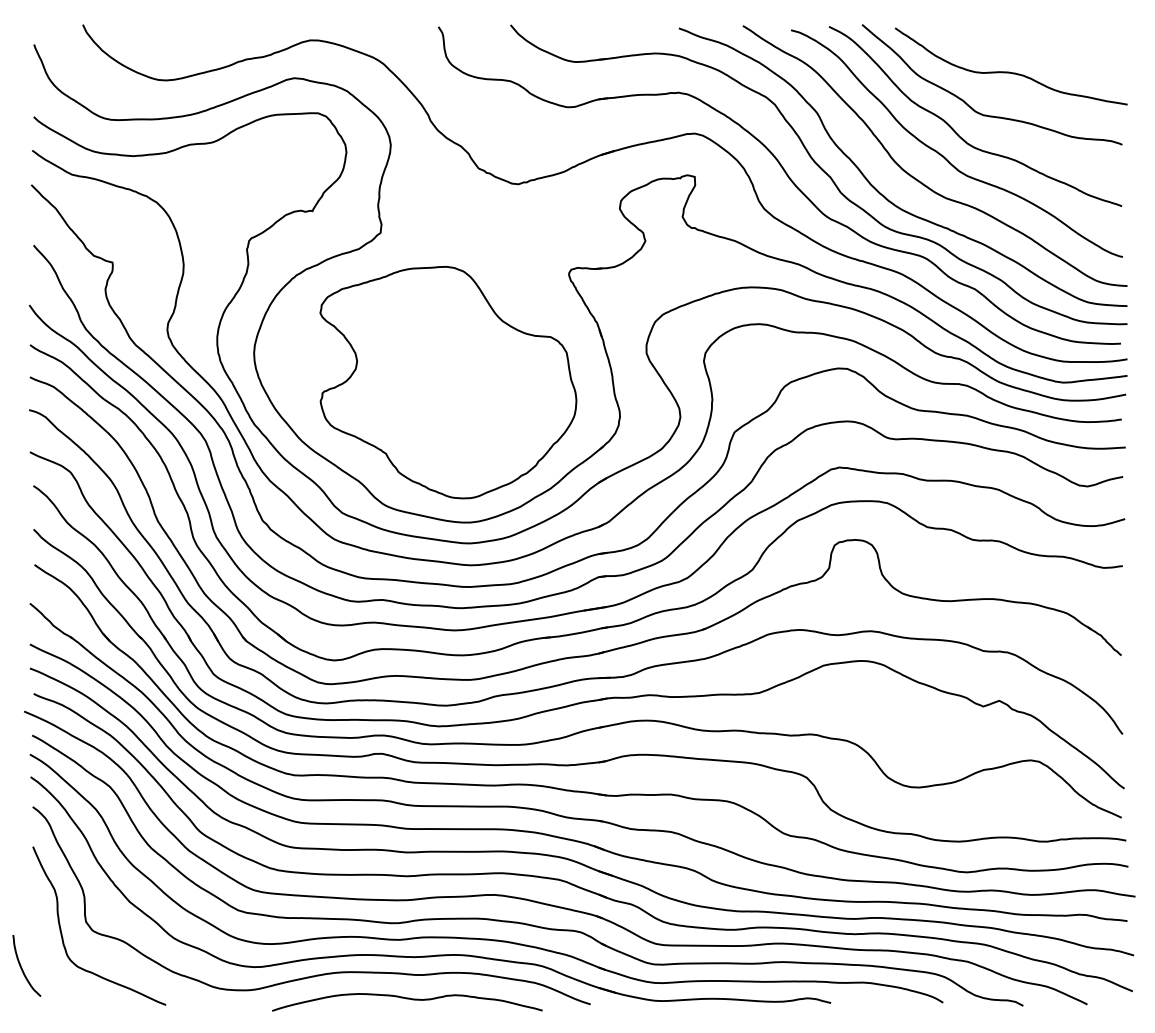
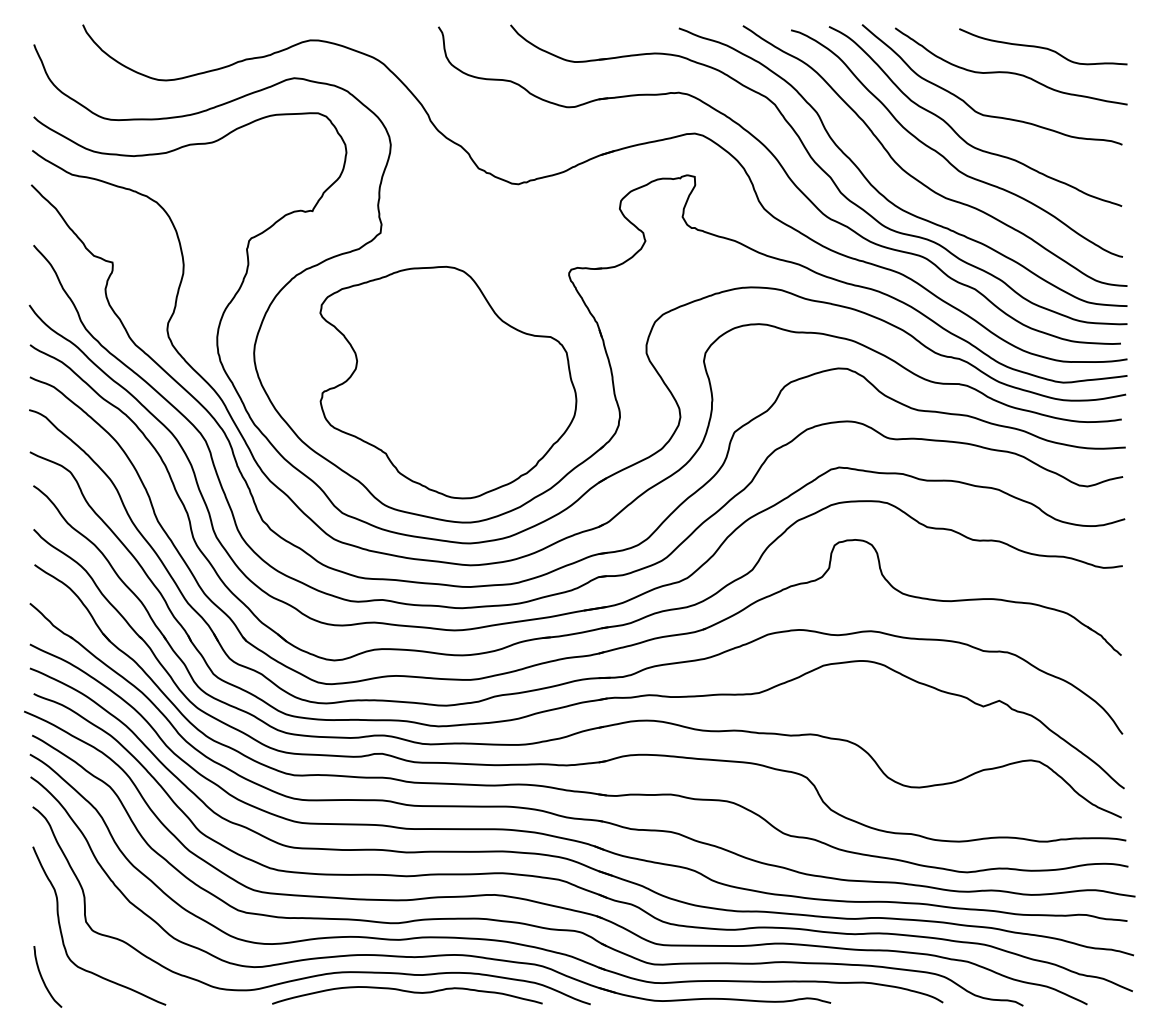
curve: none -> present (1043, 47)
curve position: (22, 967) -> (43, 978) (43, 978)
curve position: (407, 999) -> (407, 992) (407, 992)
